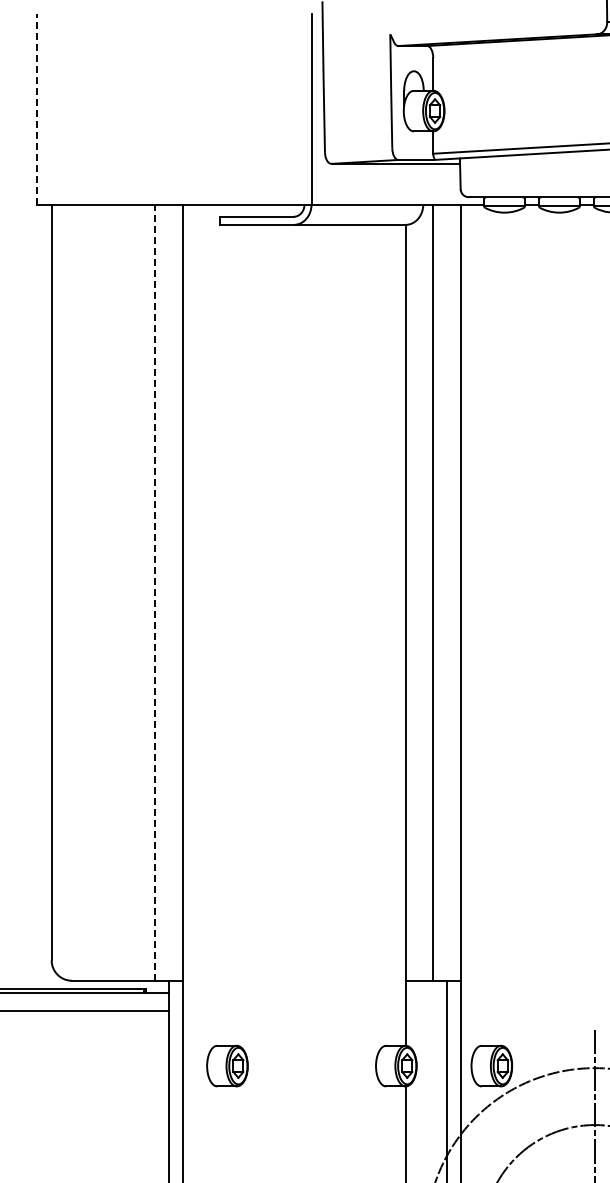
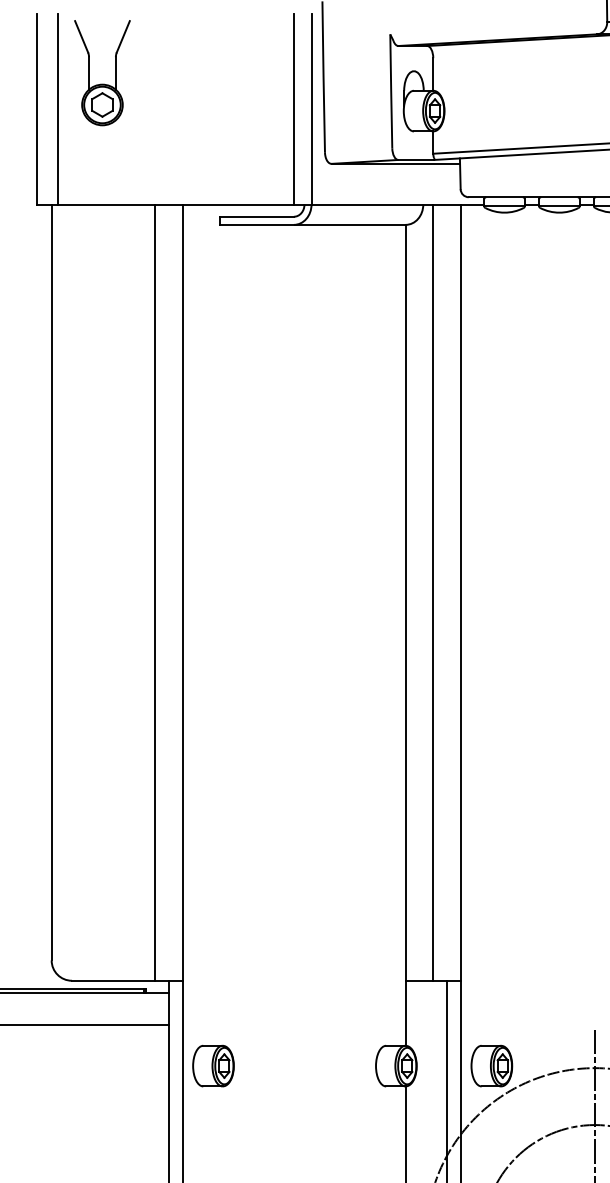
part: none -> present (102, 83)
line: none -> present (57, 108)
line: none -> present (293, 108)
line: dashed -> solid (37, 109)
line: dashed -> solid (154, 592)
line position: (85, 1011) -> (85, 1025) (85, 1025)
part position: (227, 1065) -> (213, 1065) (213, 1065)
